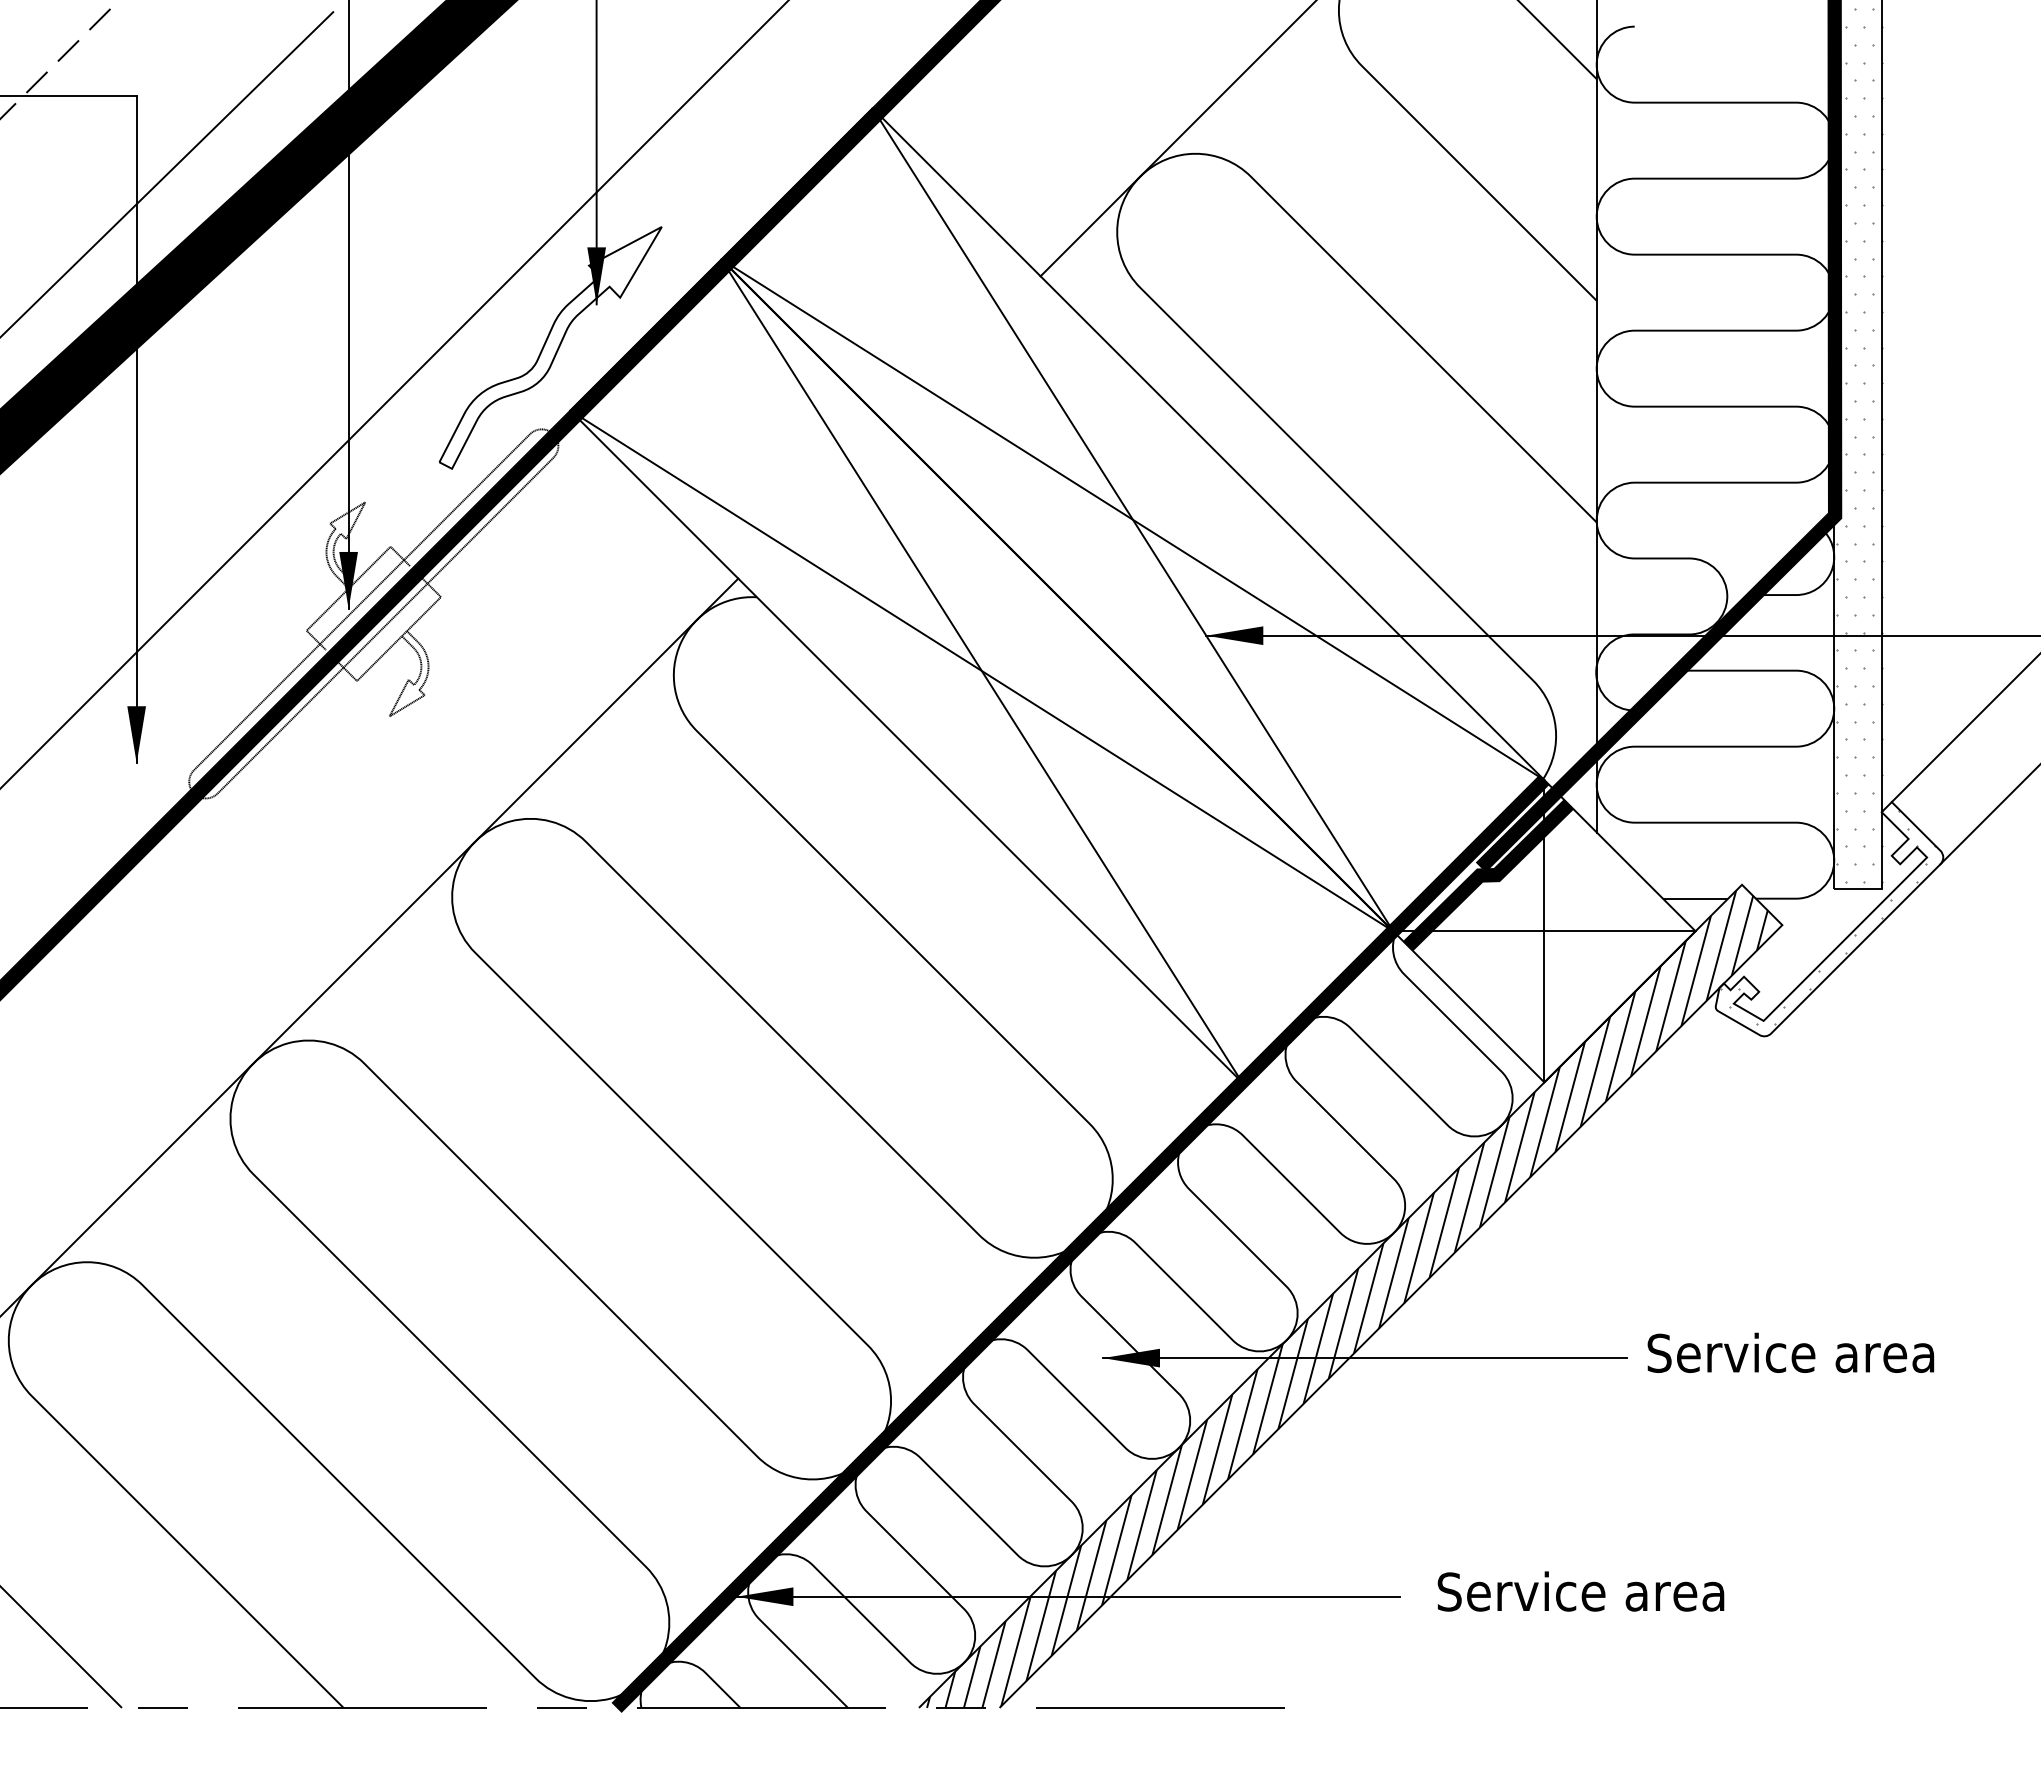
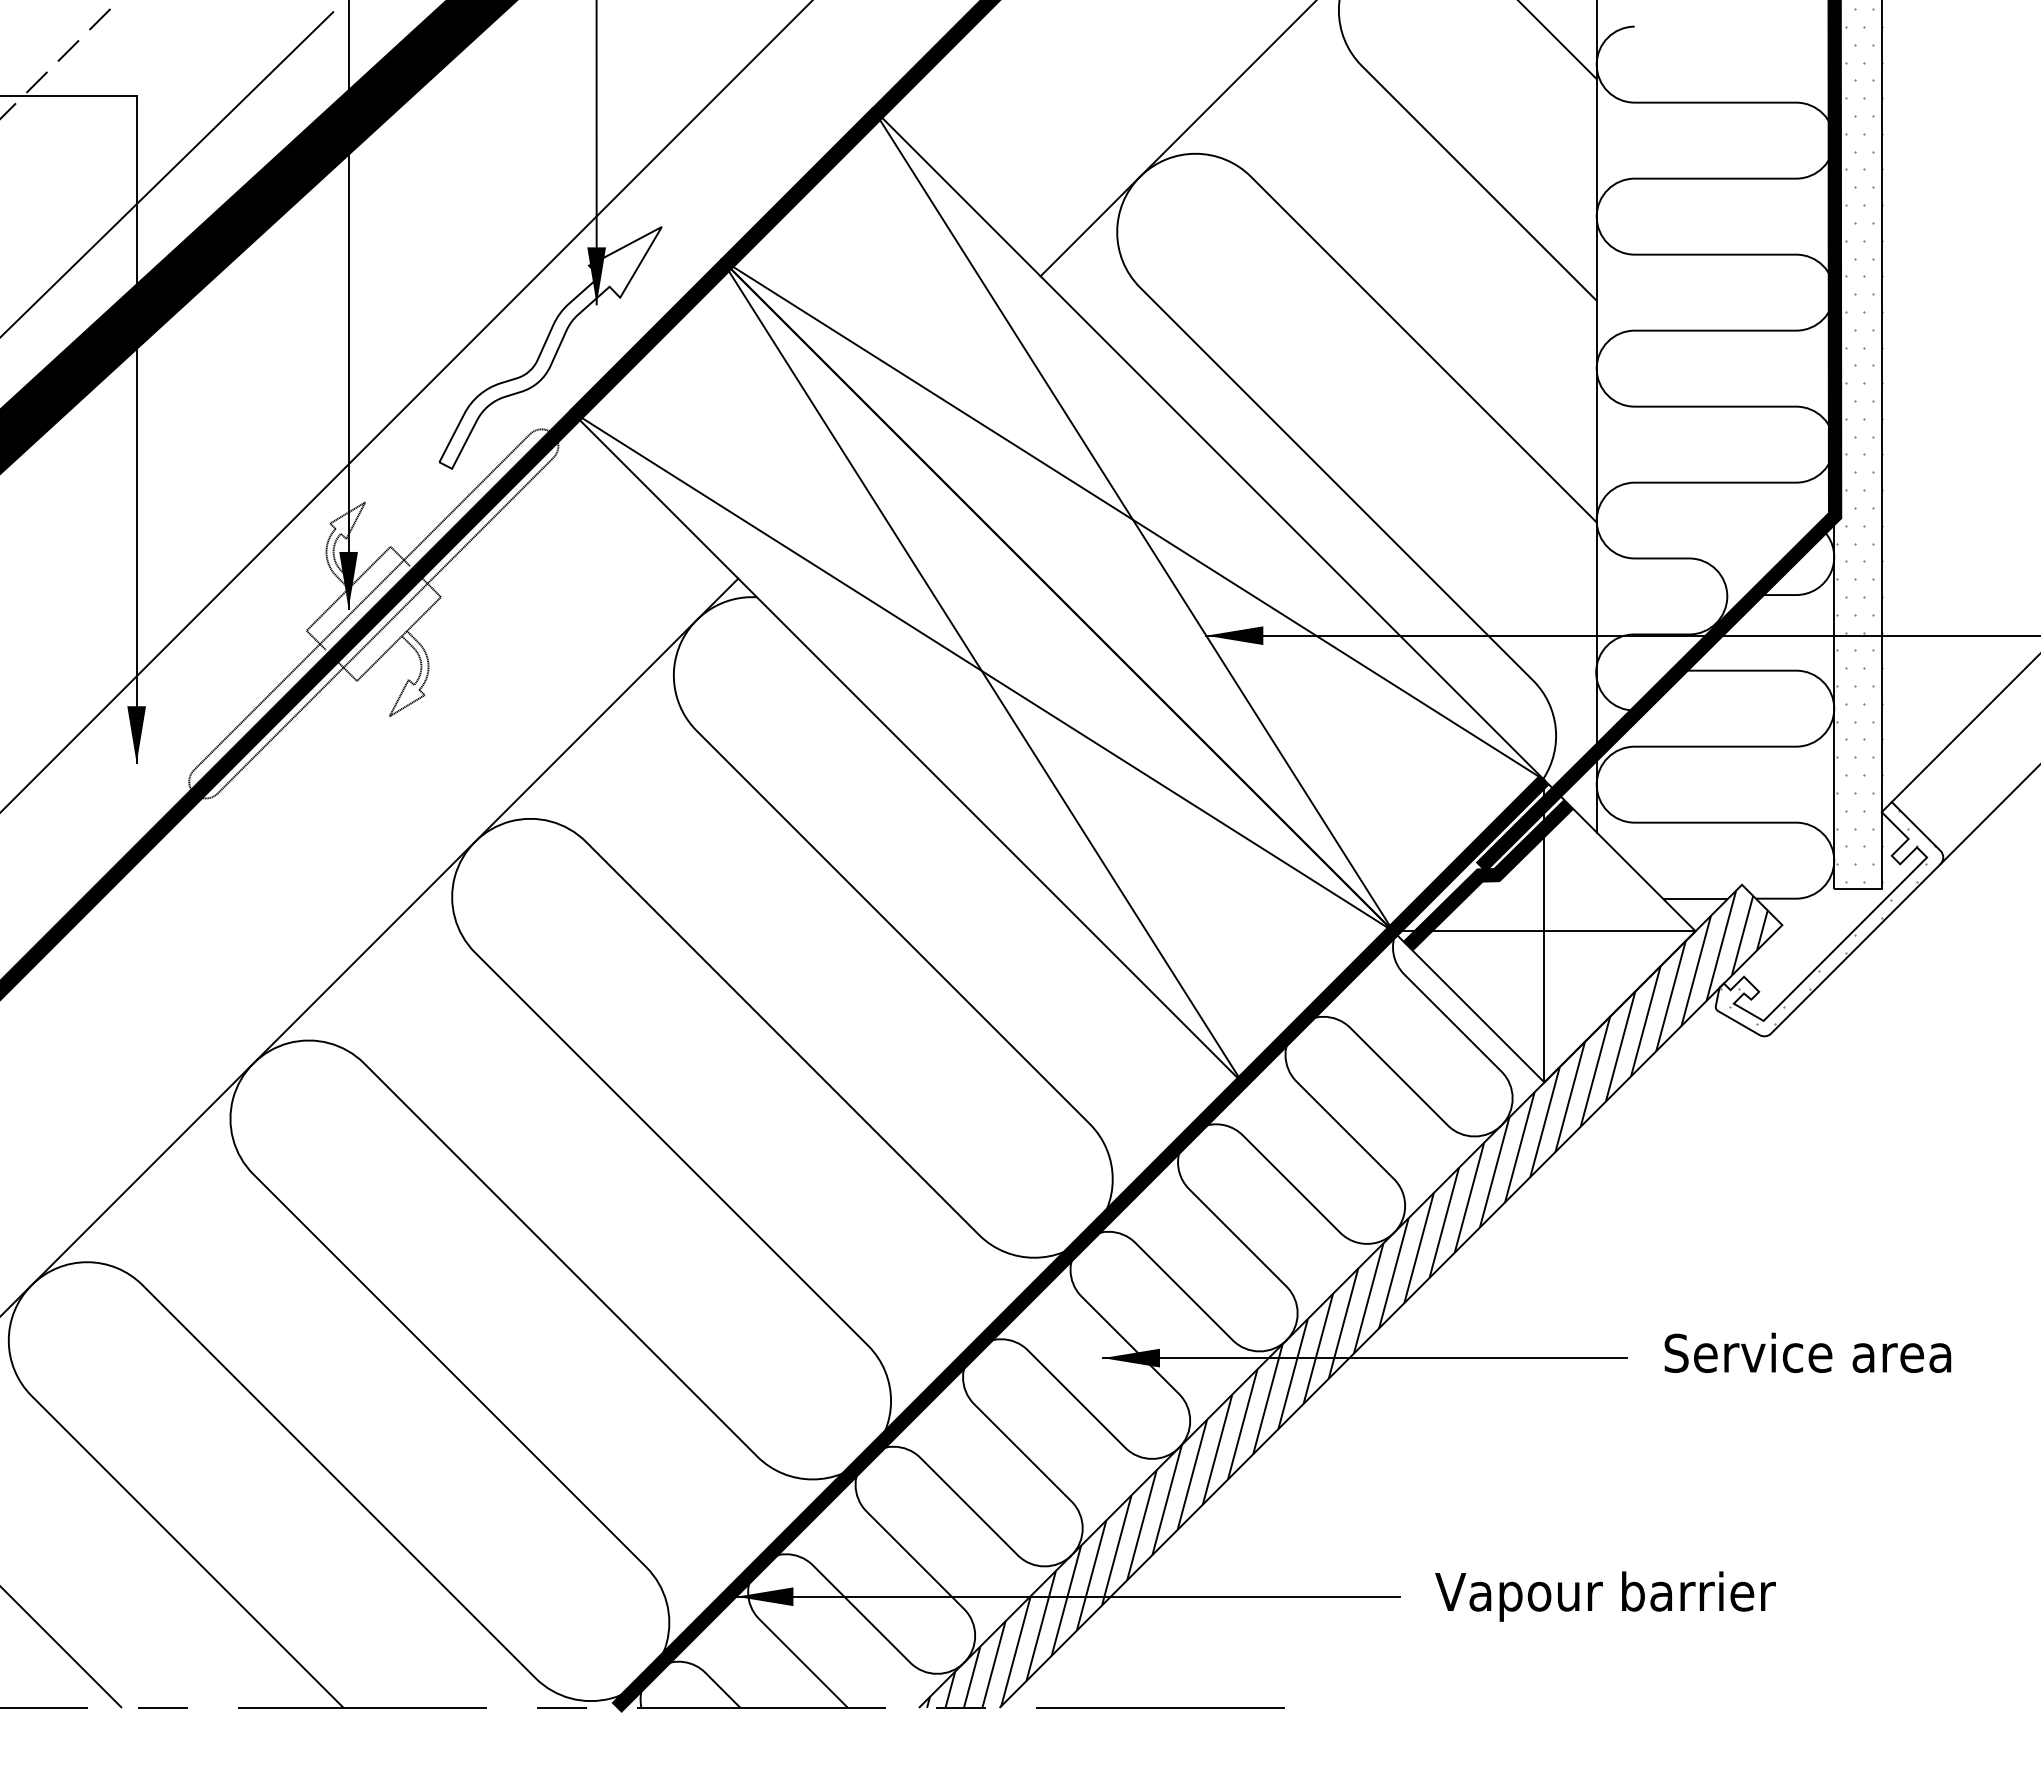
line position: (394, 394) -> (406, 406) (406, 406)
text position: (1790, 1352) -> (1807, 1352) (1807, 1352)
text: Service area -> Vapour barrier (1605, 1596)
